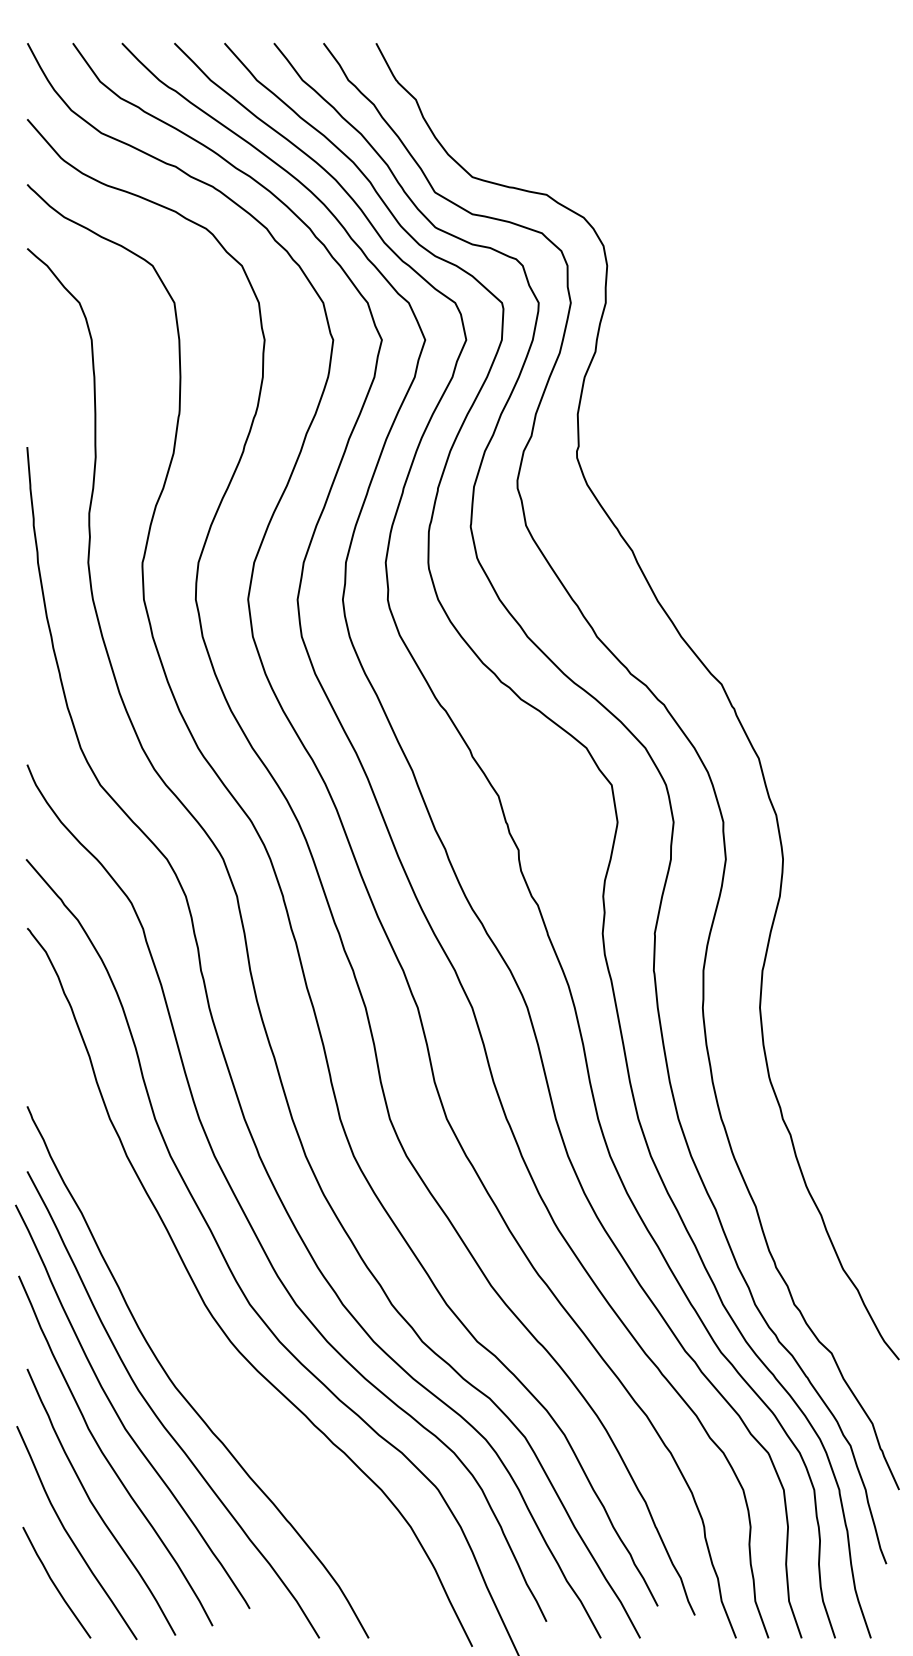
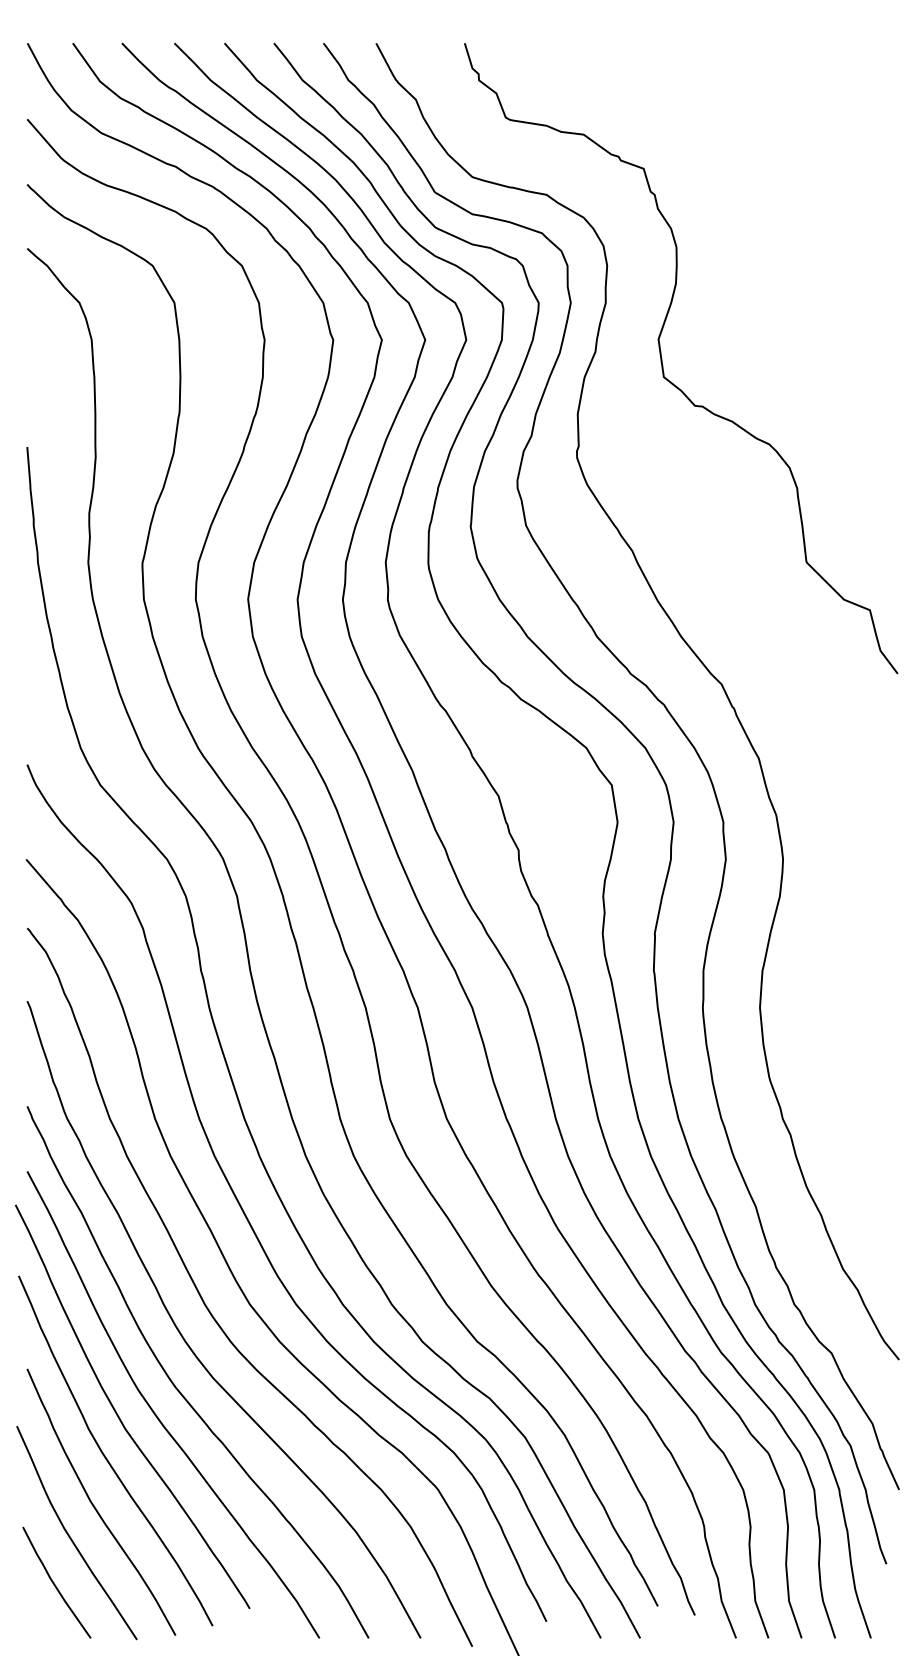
curve: none -> present (662, 358)
curve: none -> present (190, 1346)
